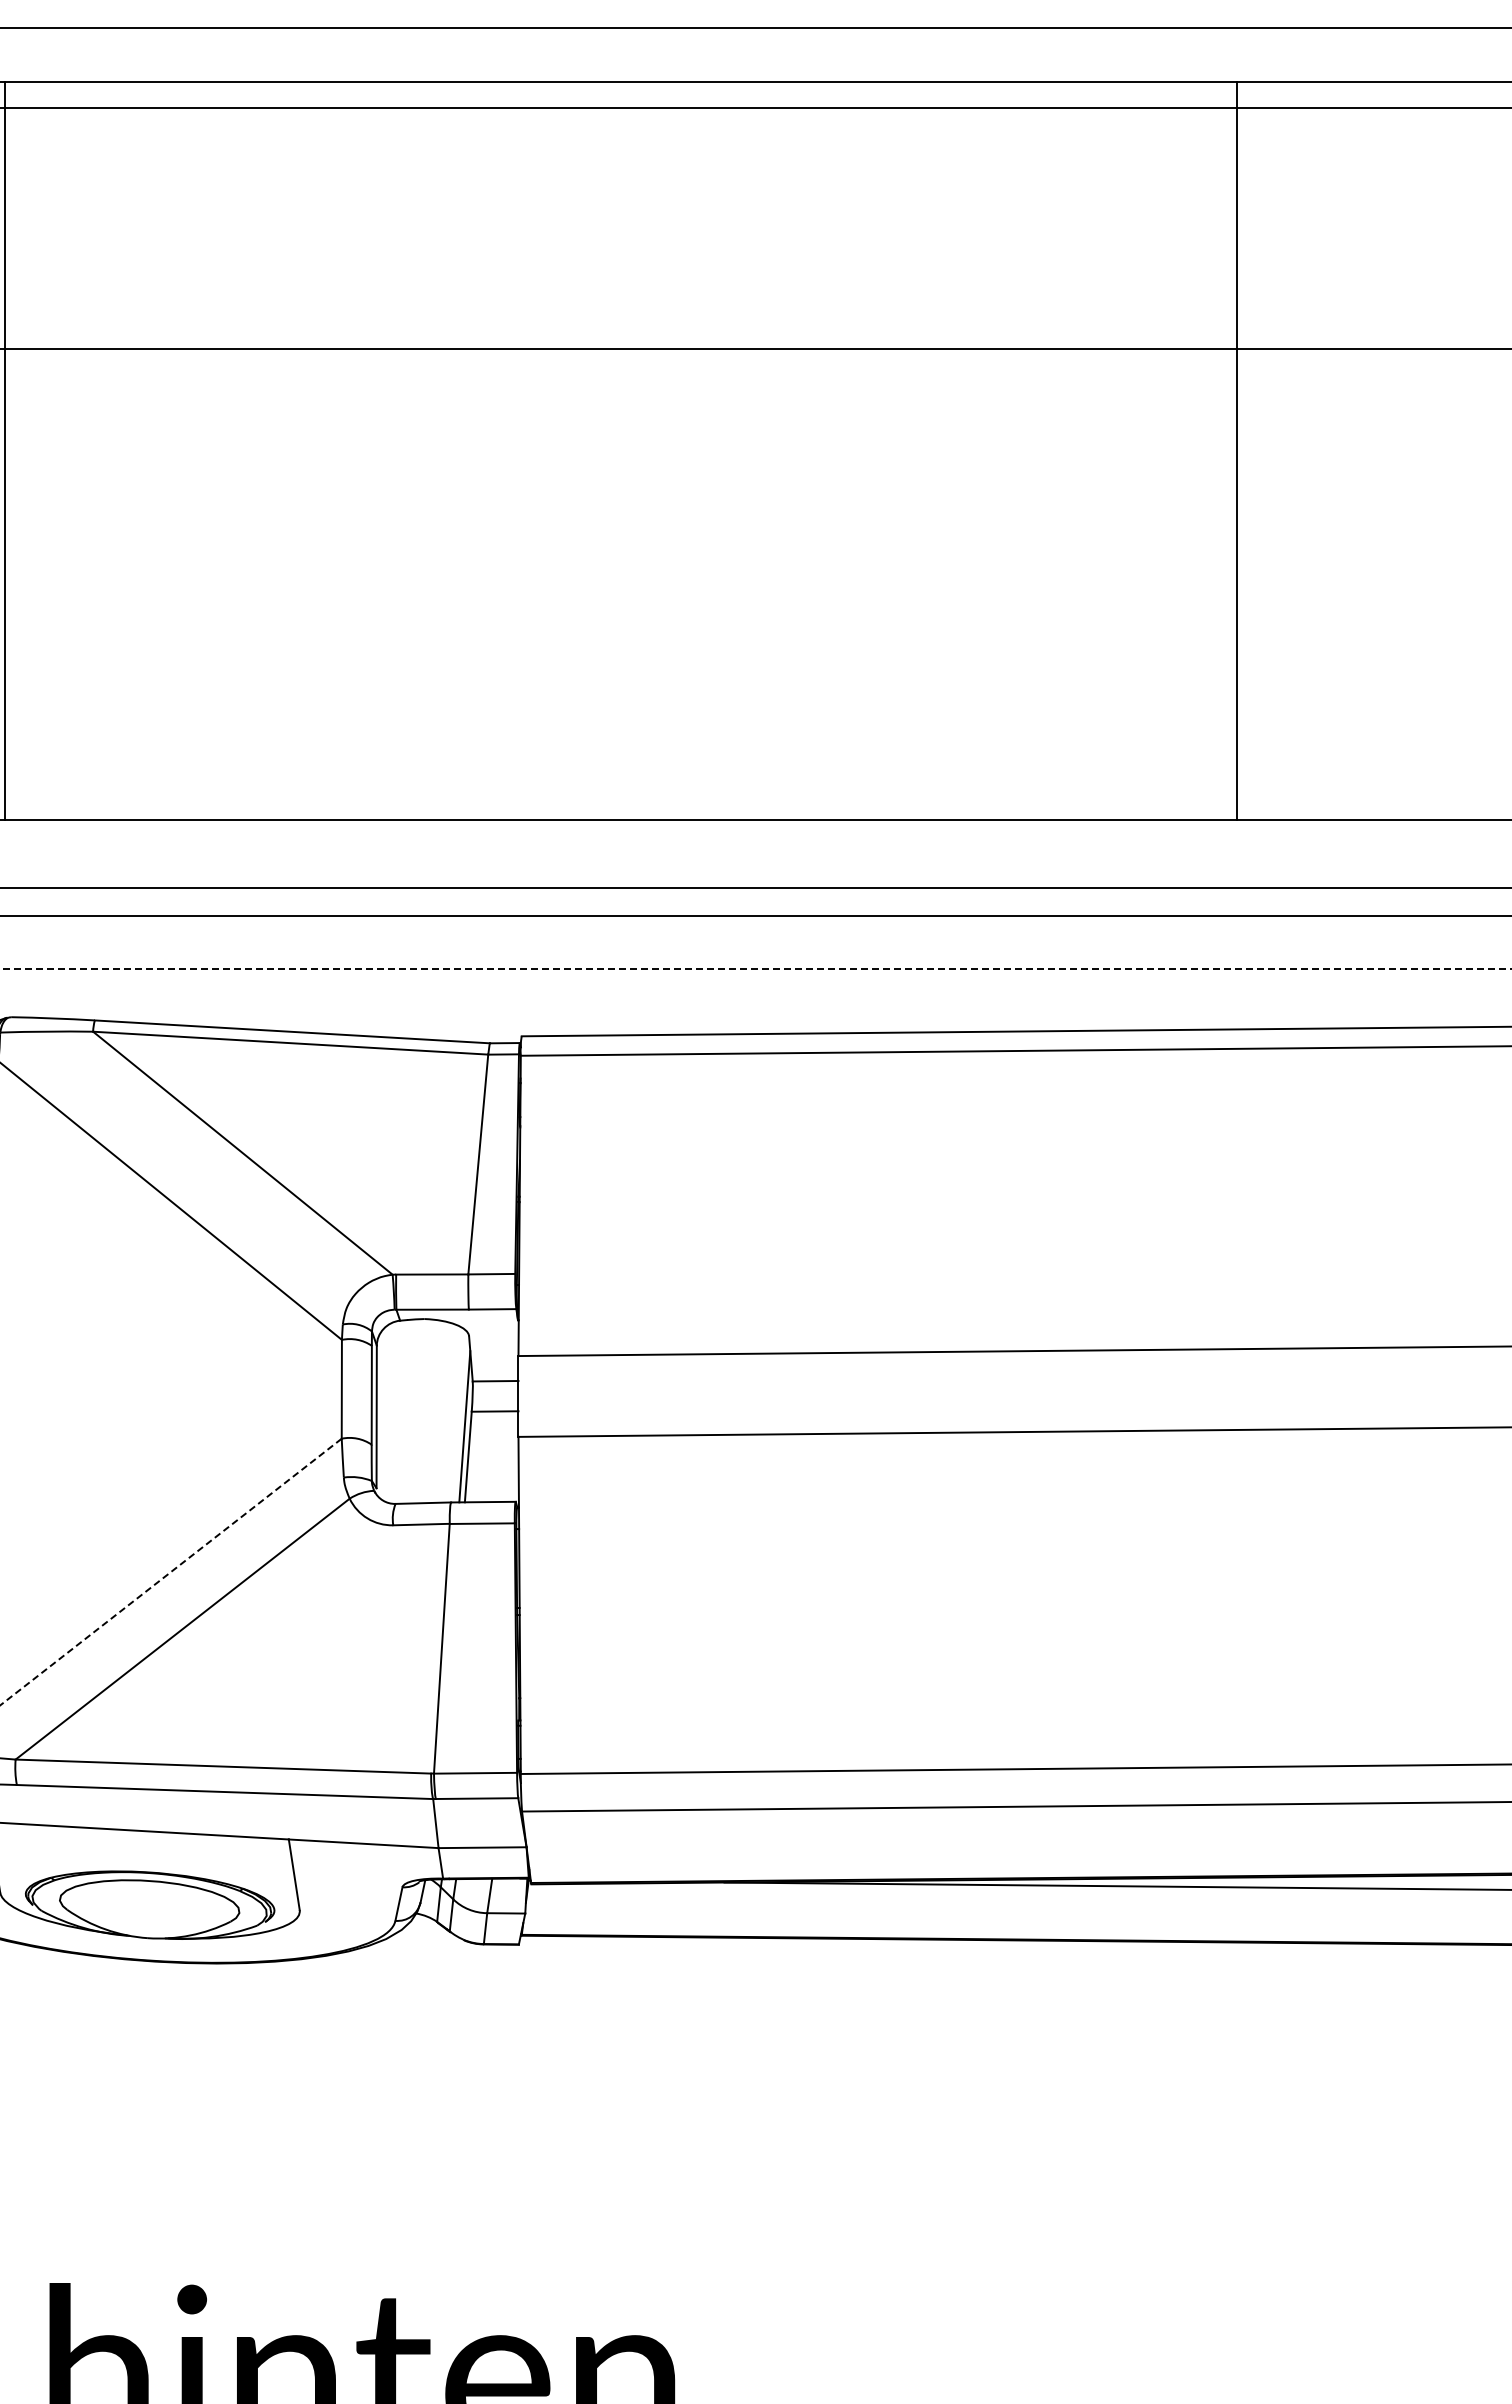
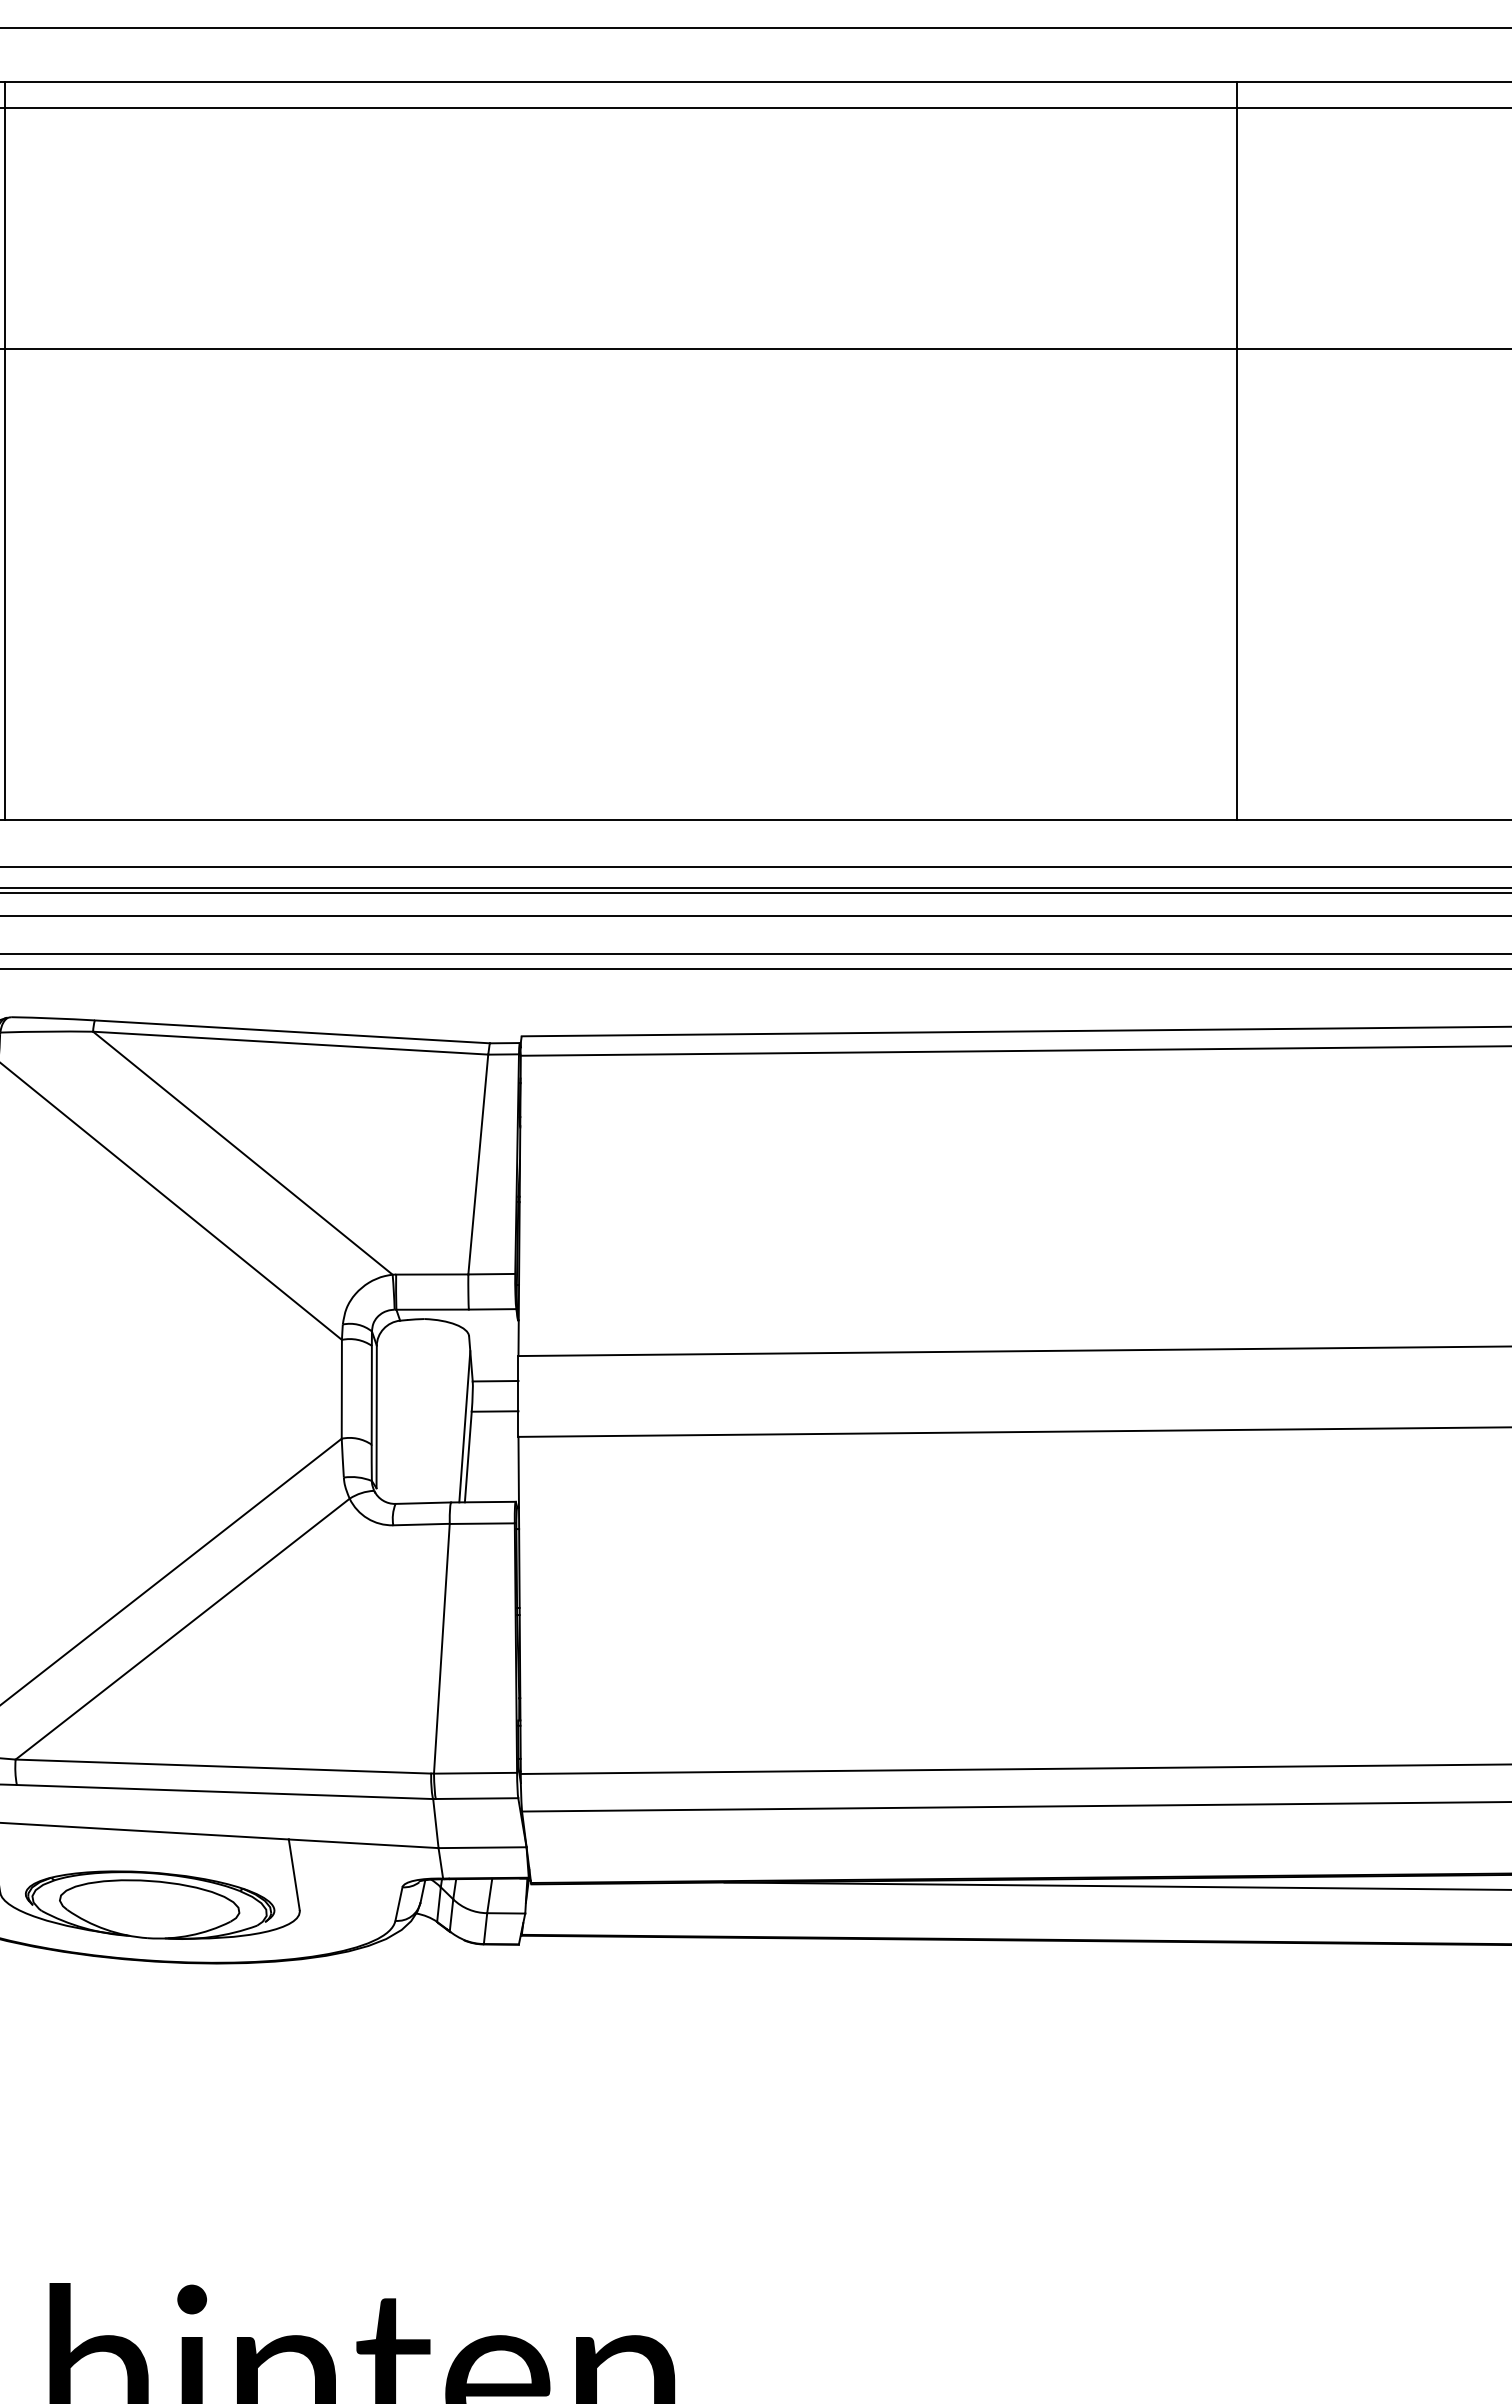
line: none -> present (755, 867)
line: none -> present (755, 892)
line: none -> present (755, 954)
line: dashed -> solid (755, 969)
line: dashed -> solid (170, 1572)
